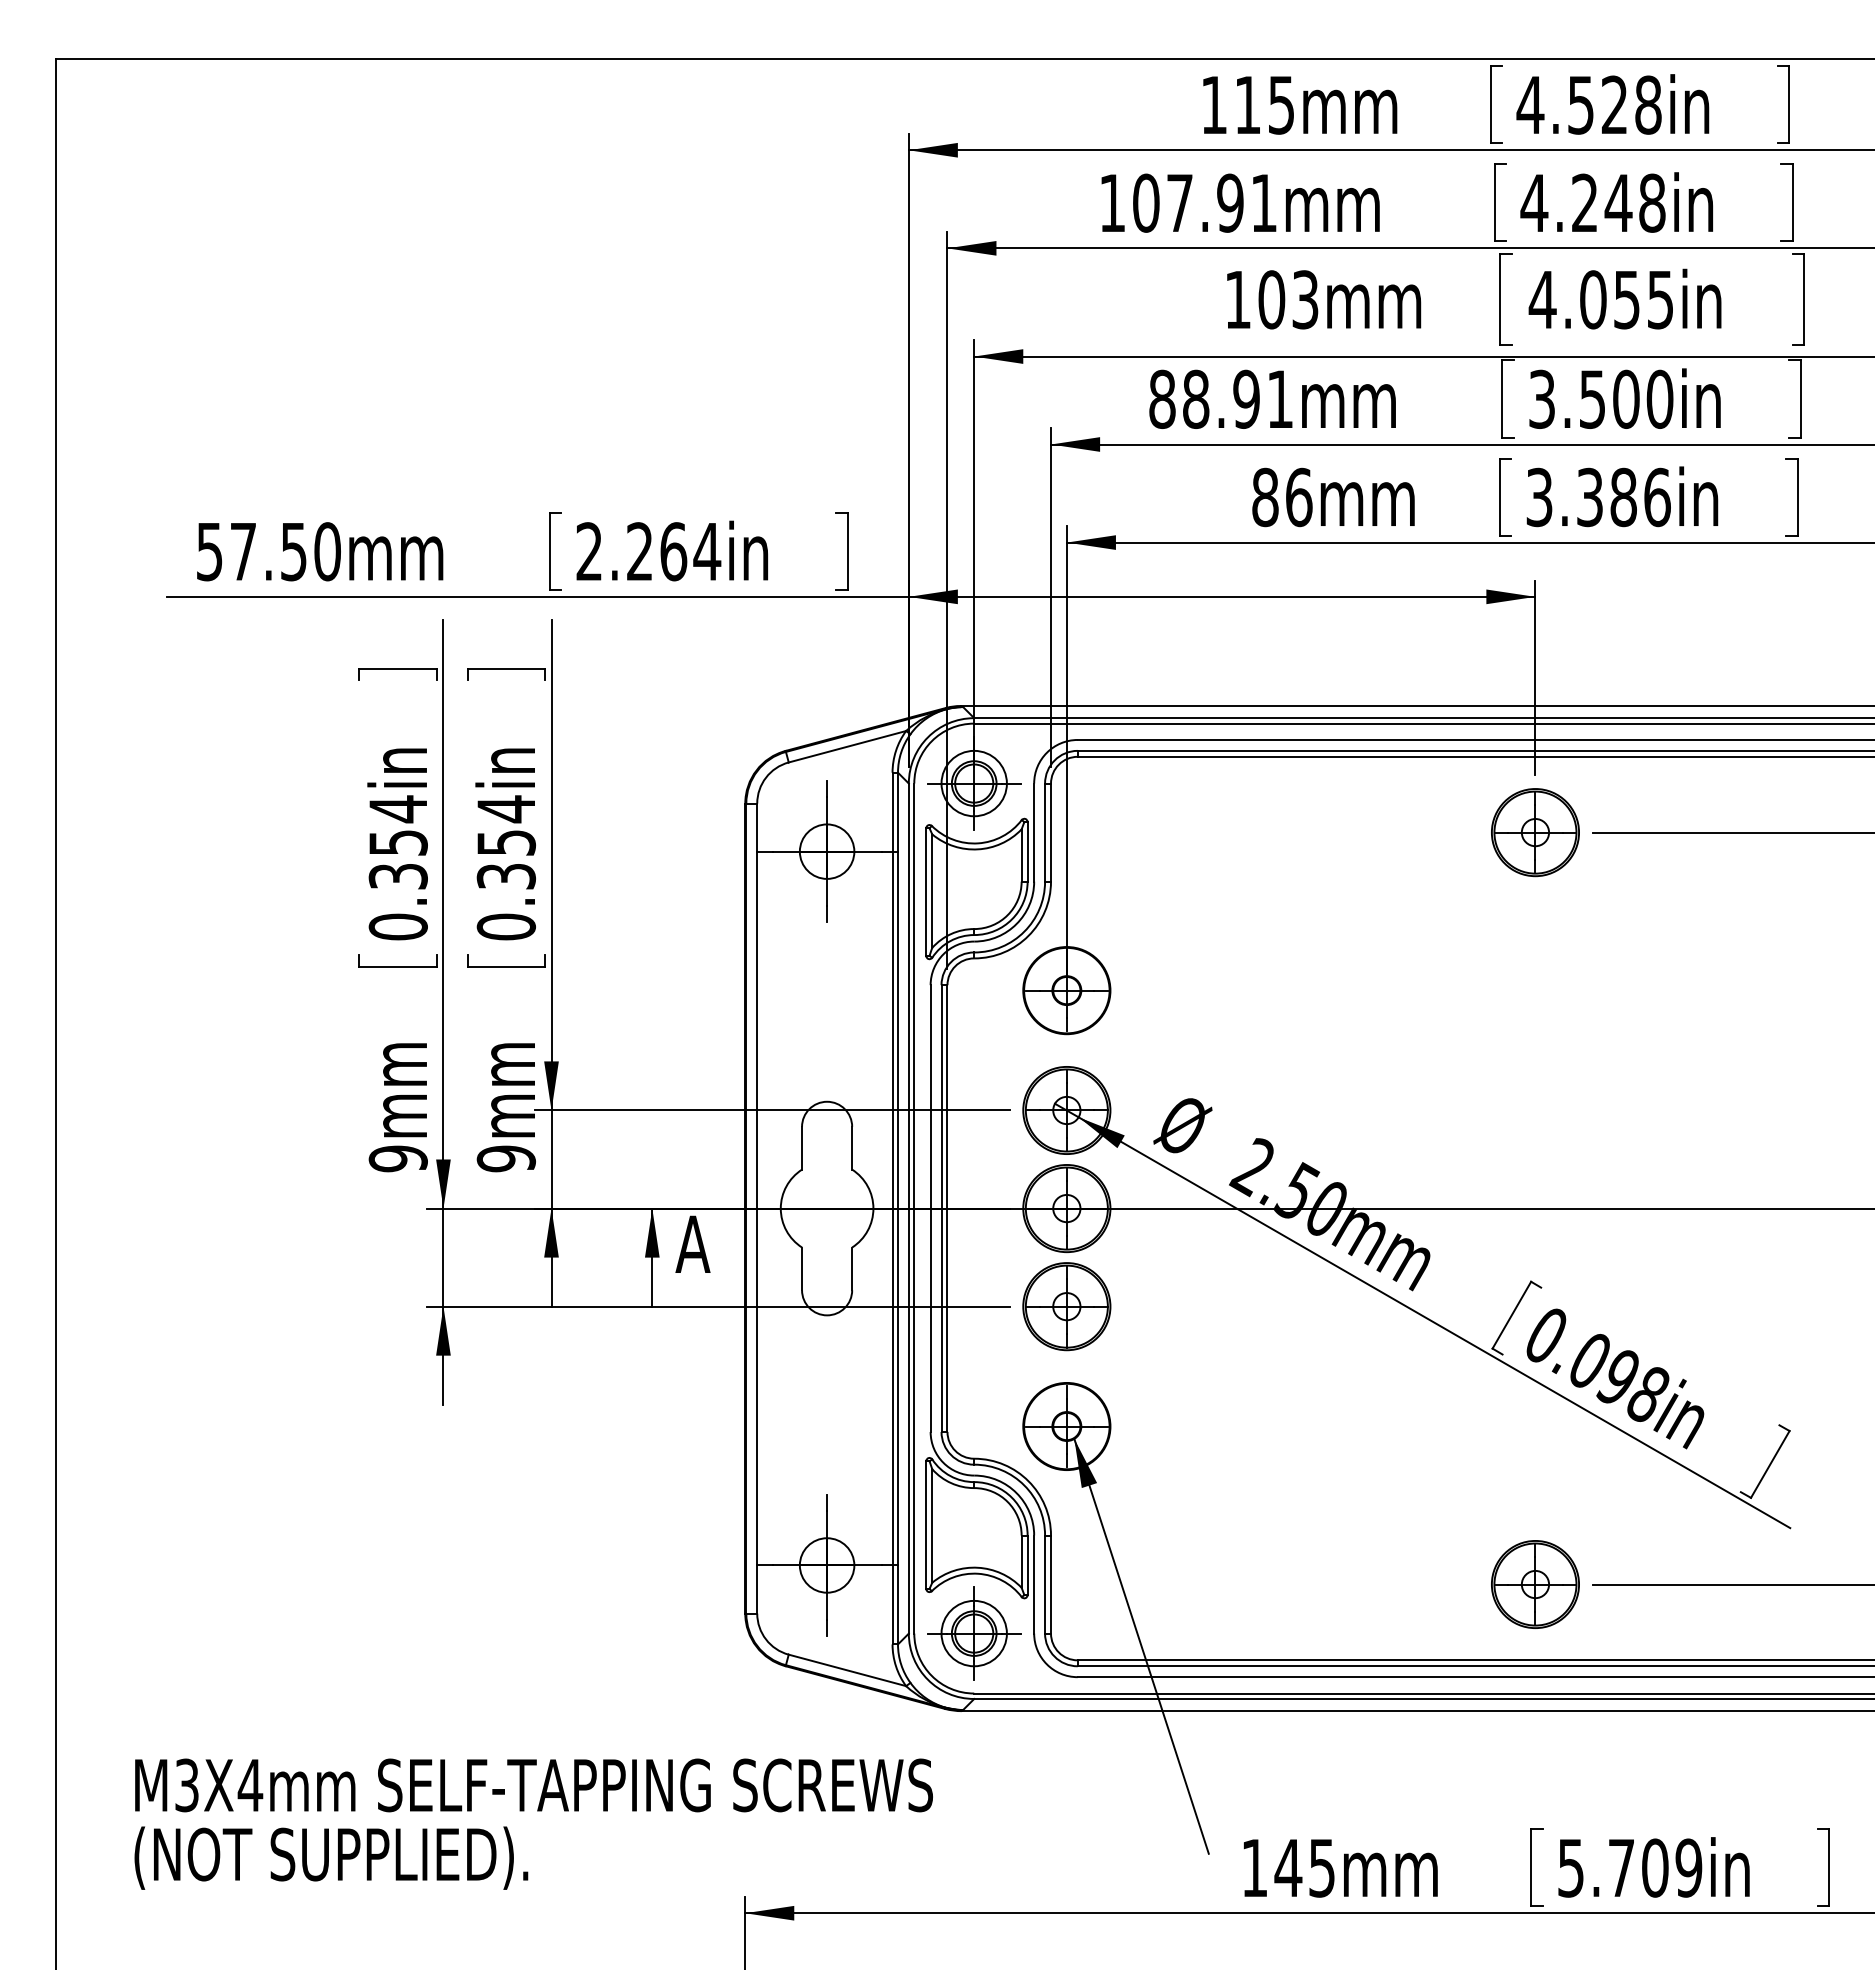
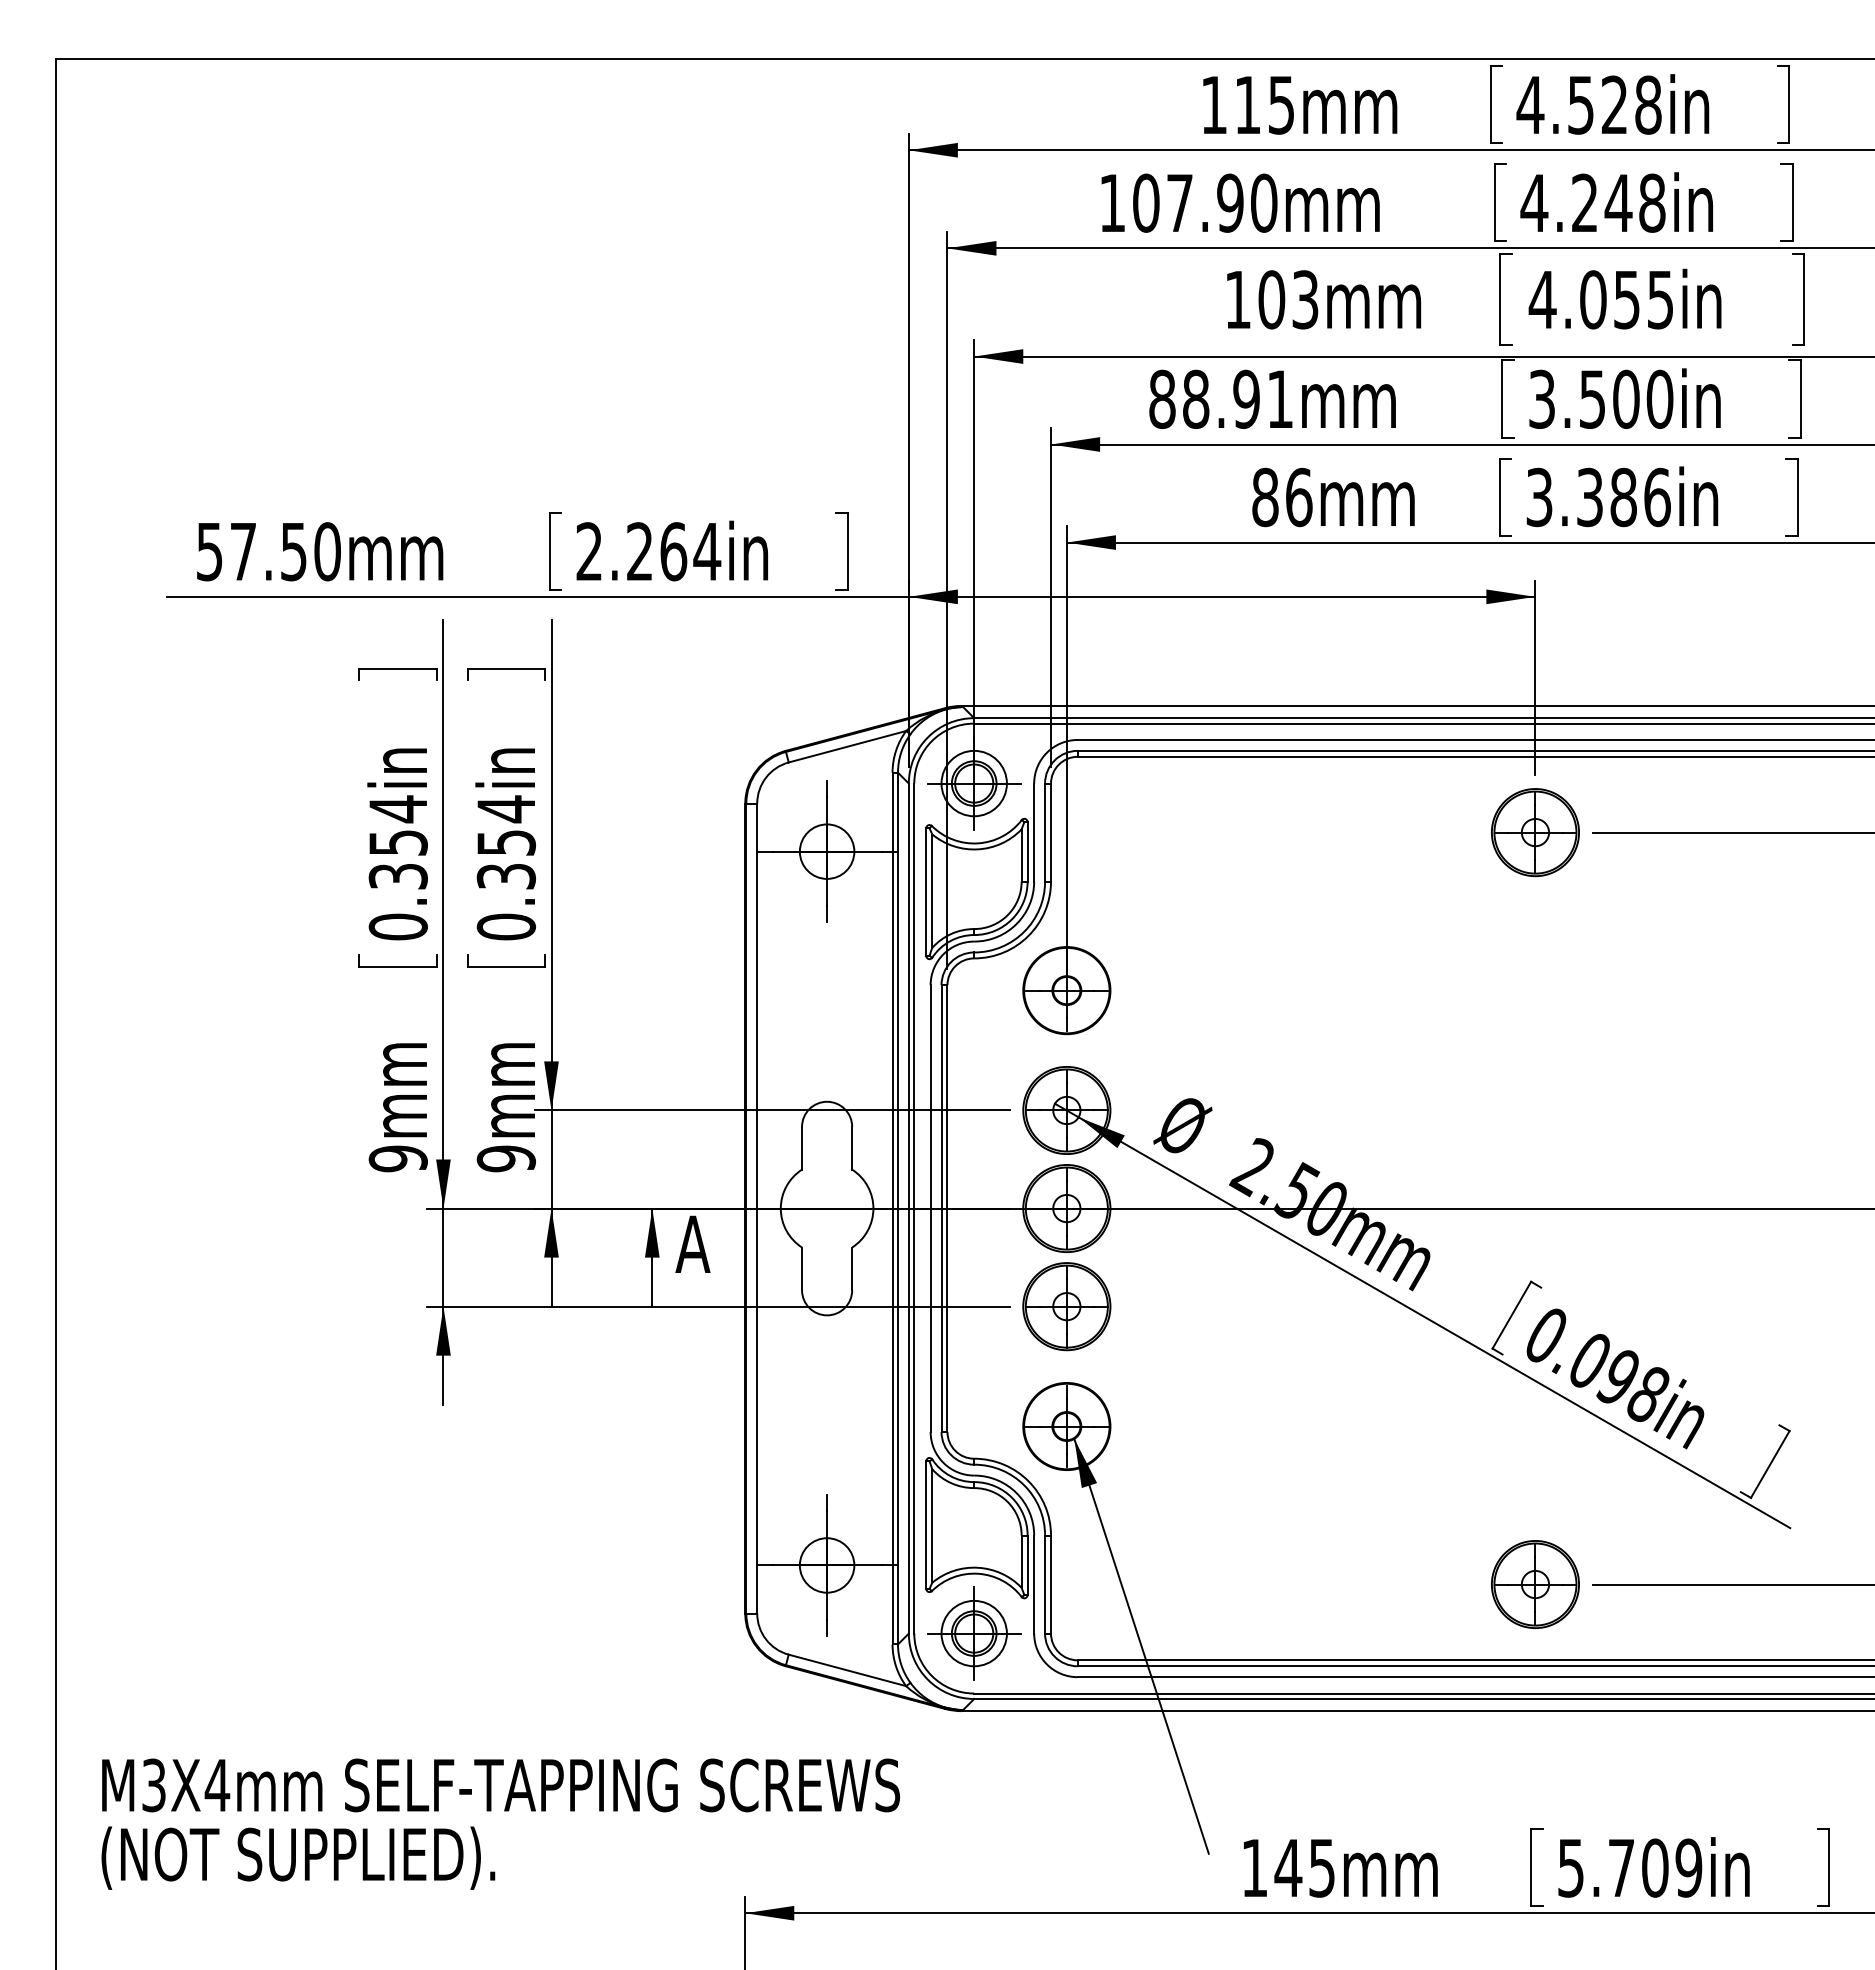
text: 107.91mm -> 107.90mm (1264, 202)
text position: (533, 1823) -> (500, 1823) (500, 1823)
